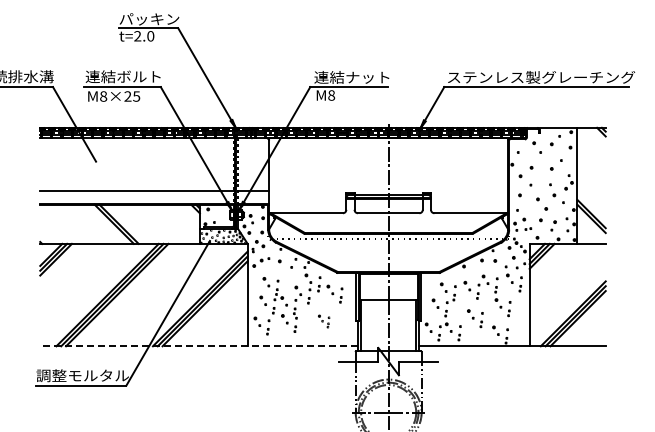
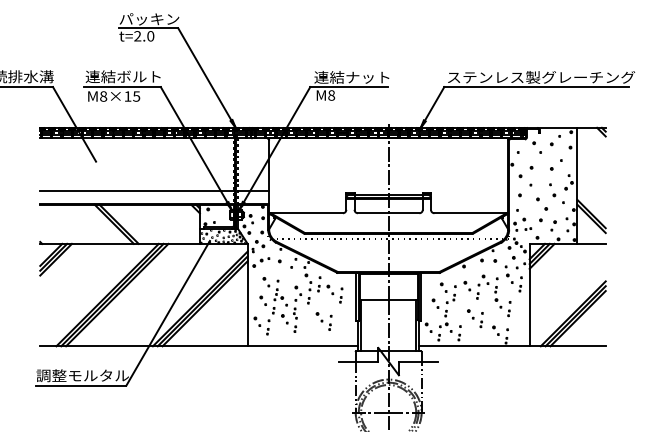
text: M8×25 -> M8×15 (127, 96)
part size: 13x15 px -> 18x19 px (323, 321)
line: dashed -> solid (198, 346)
